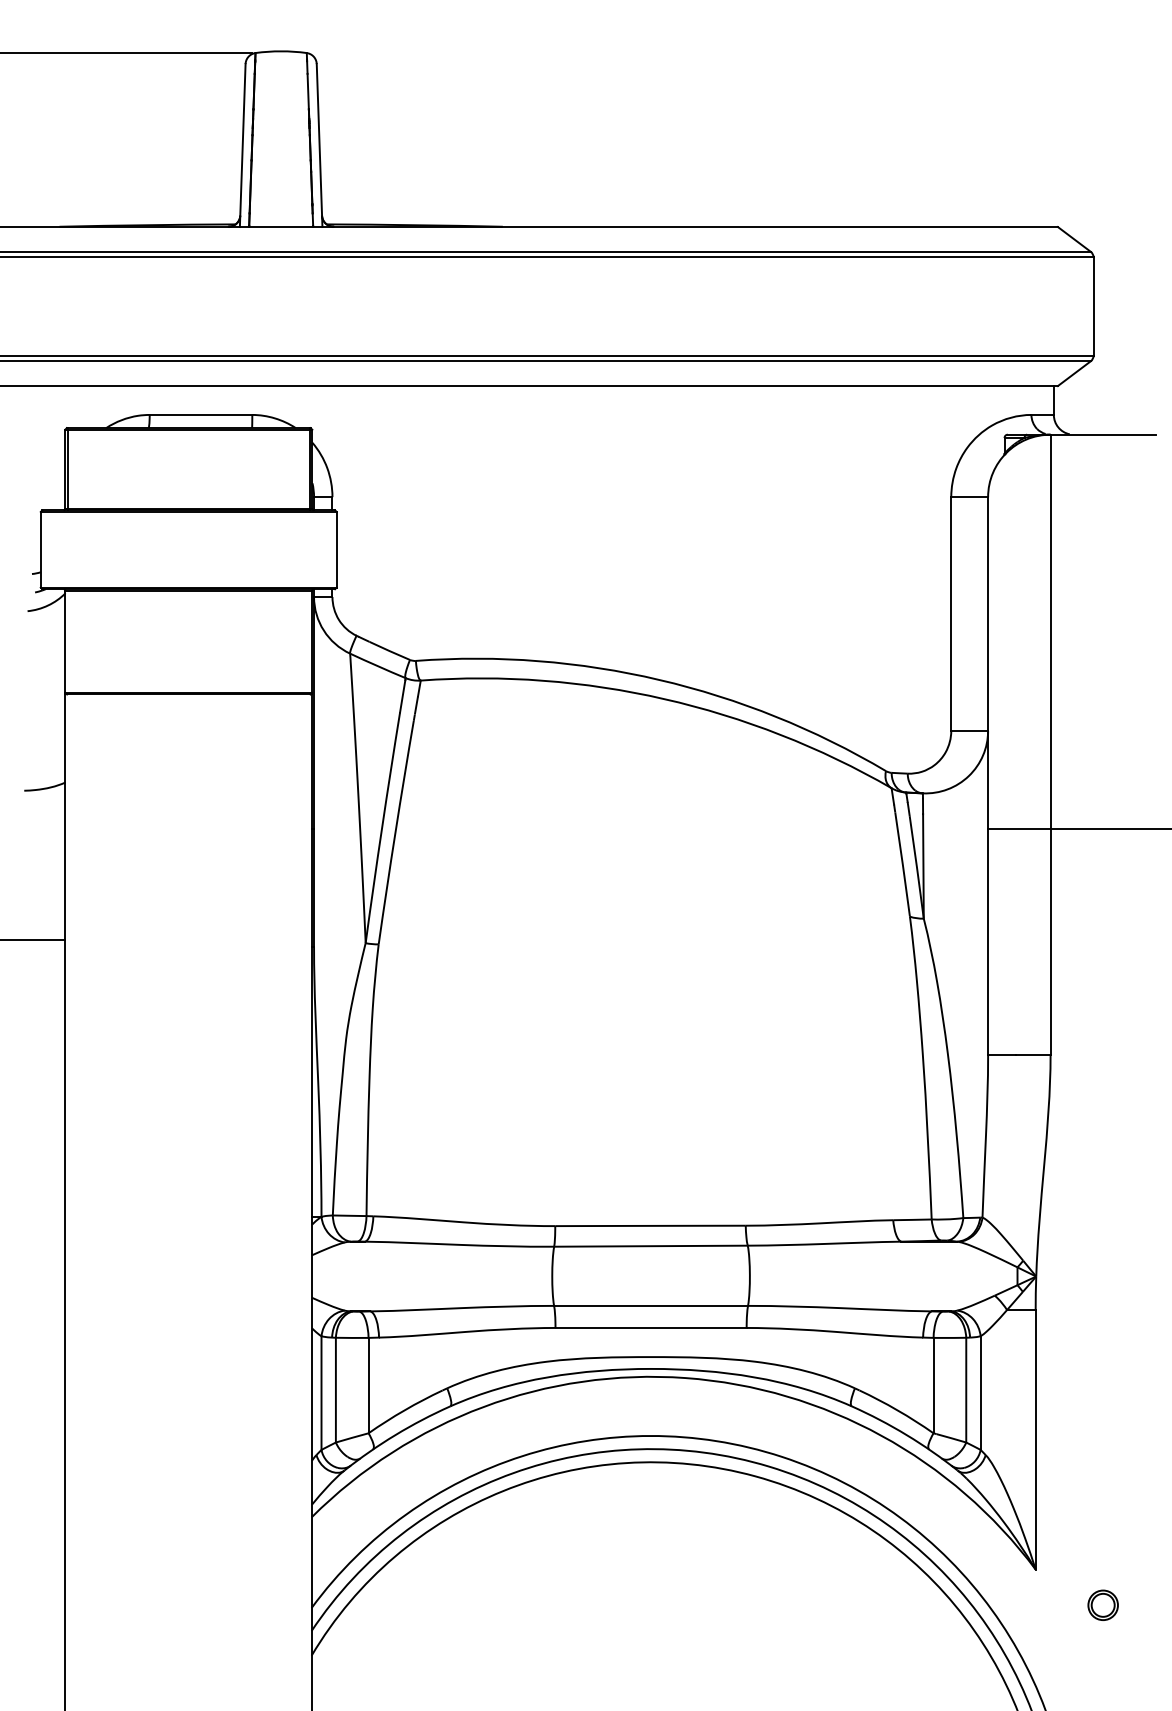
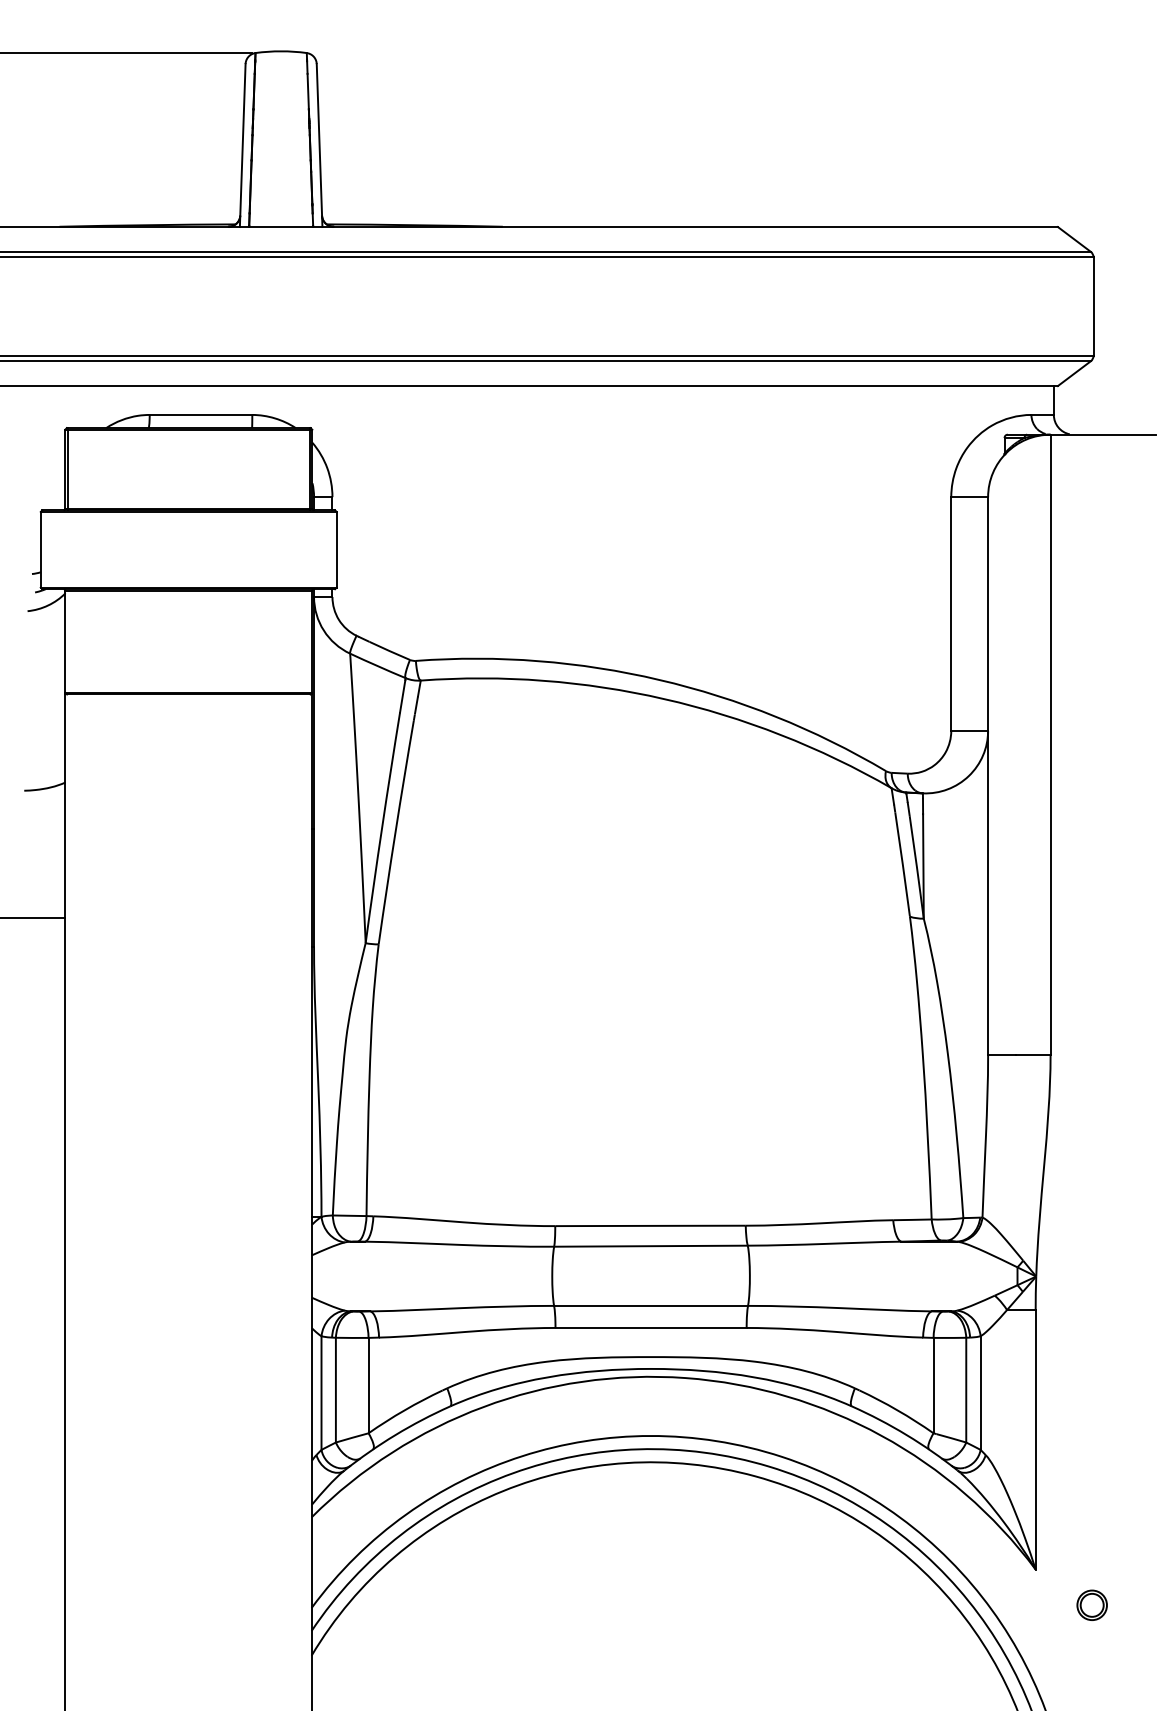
line: present -> none (1078, 829)
line position: (33, 940) -> (33, 918) (33, 918)
part position: (1102, 1604) -> (1091, 1604) (1091, 1604)
